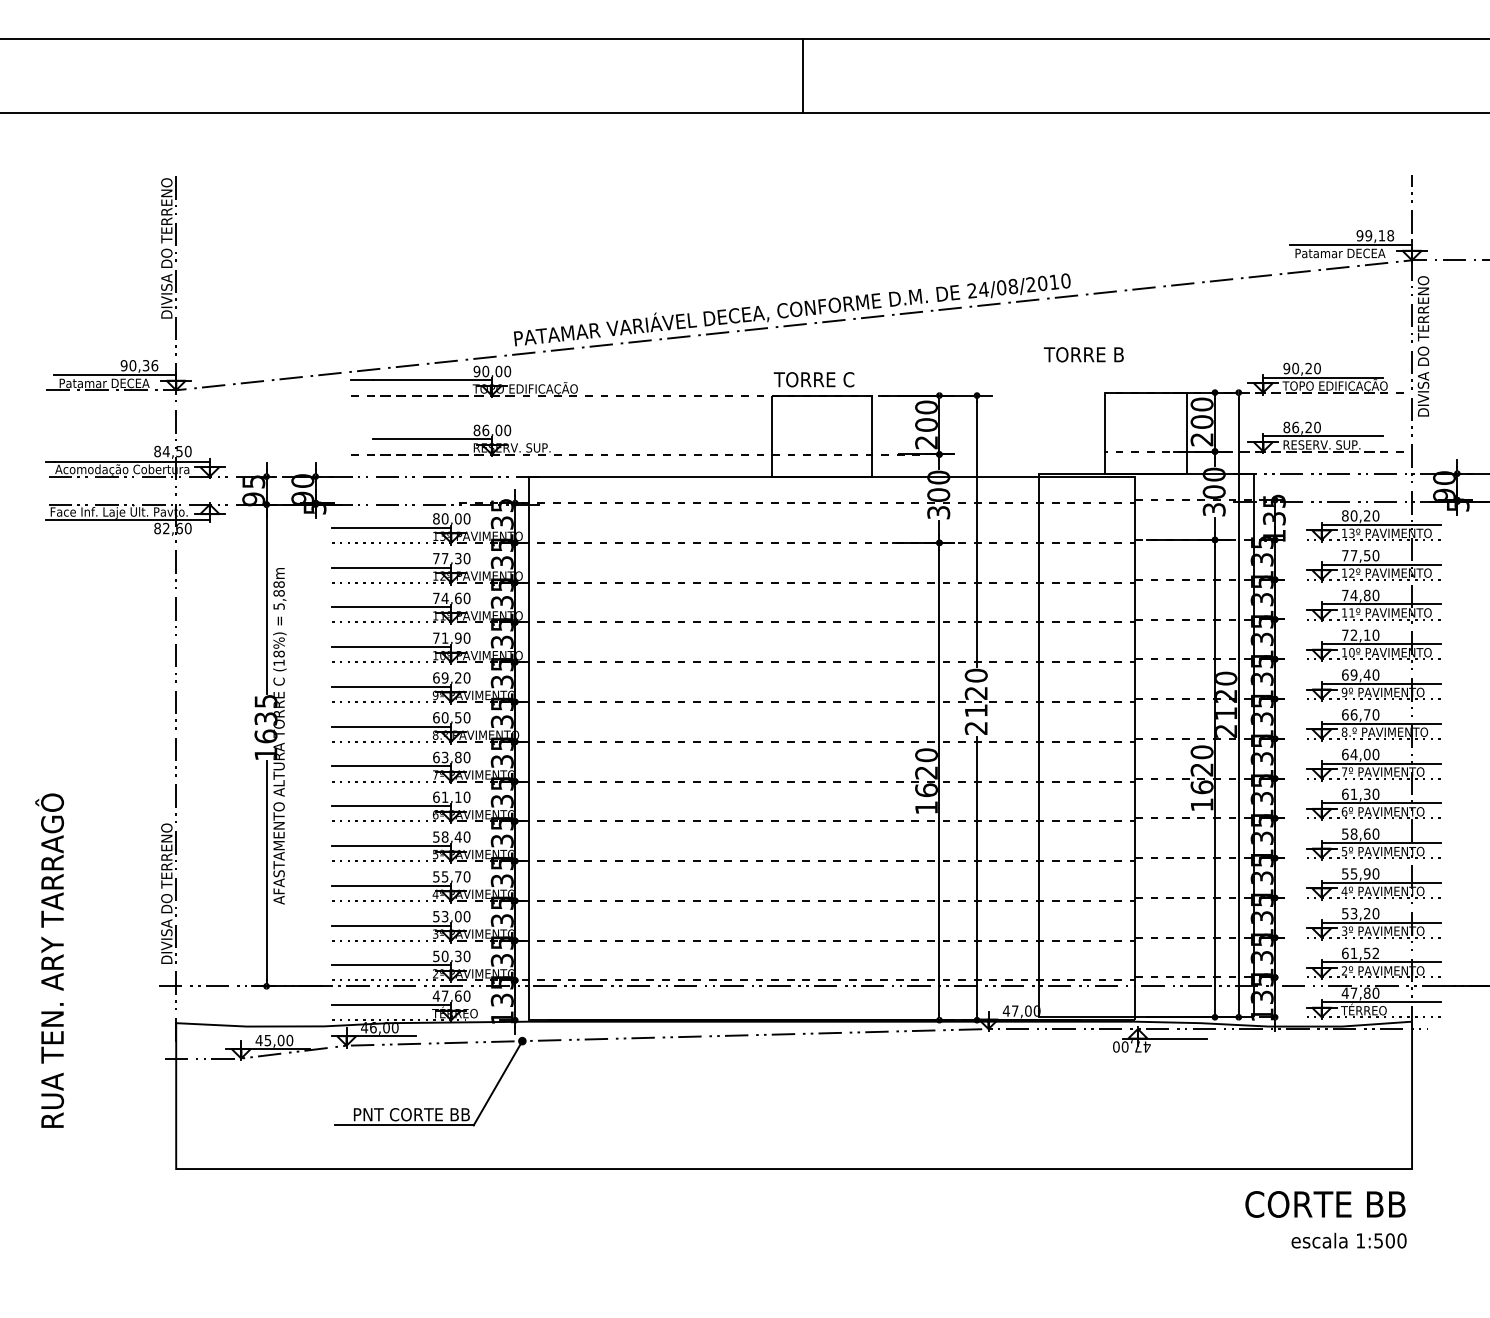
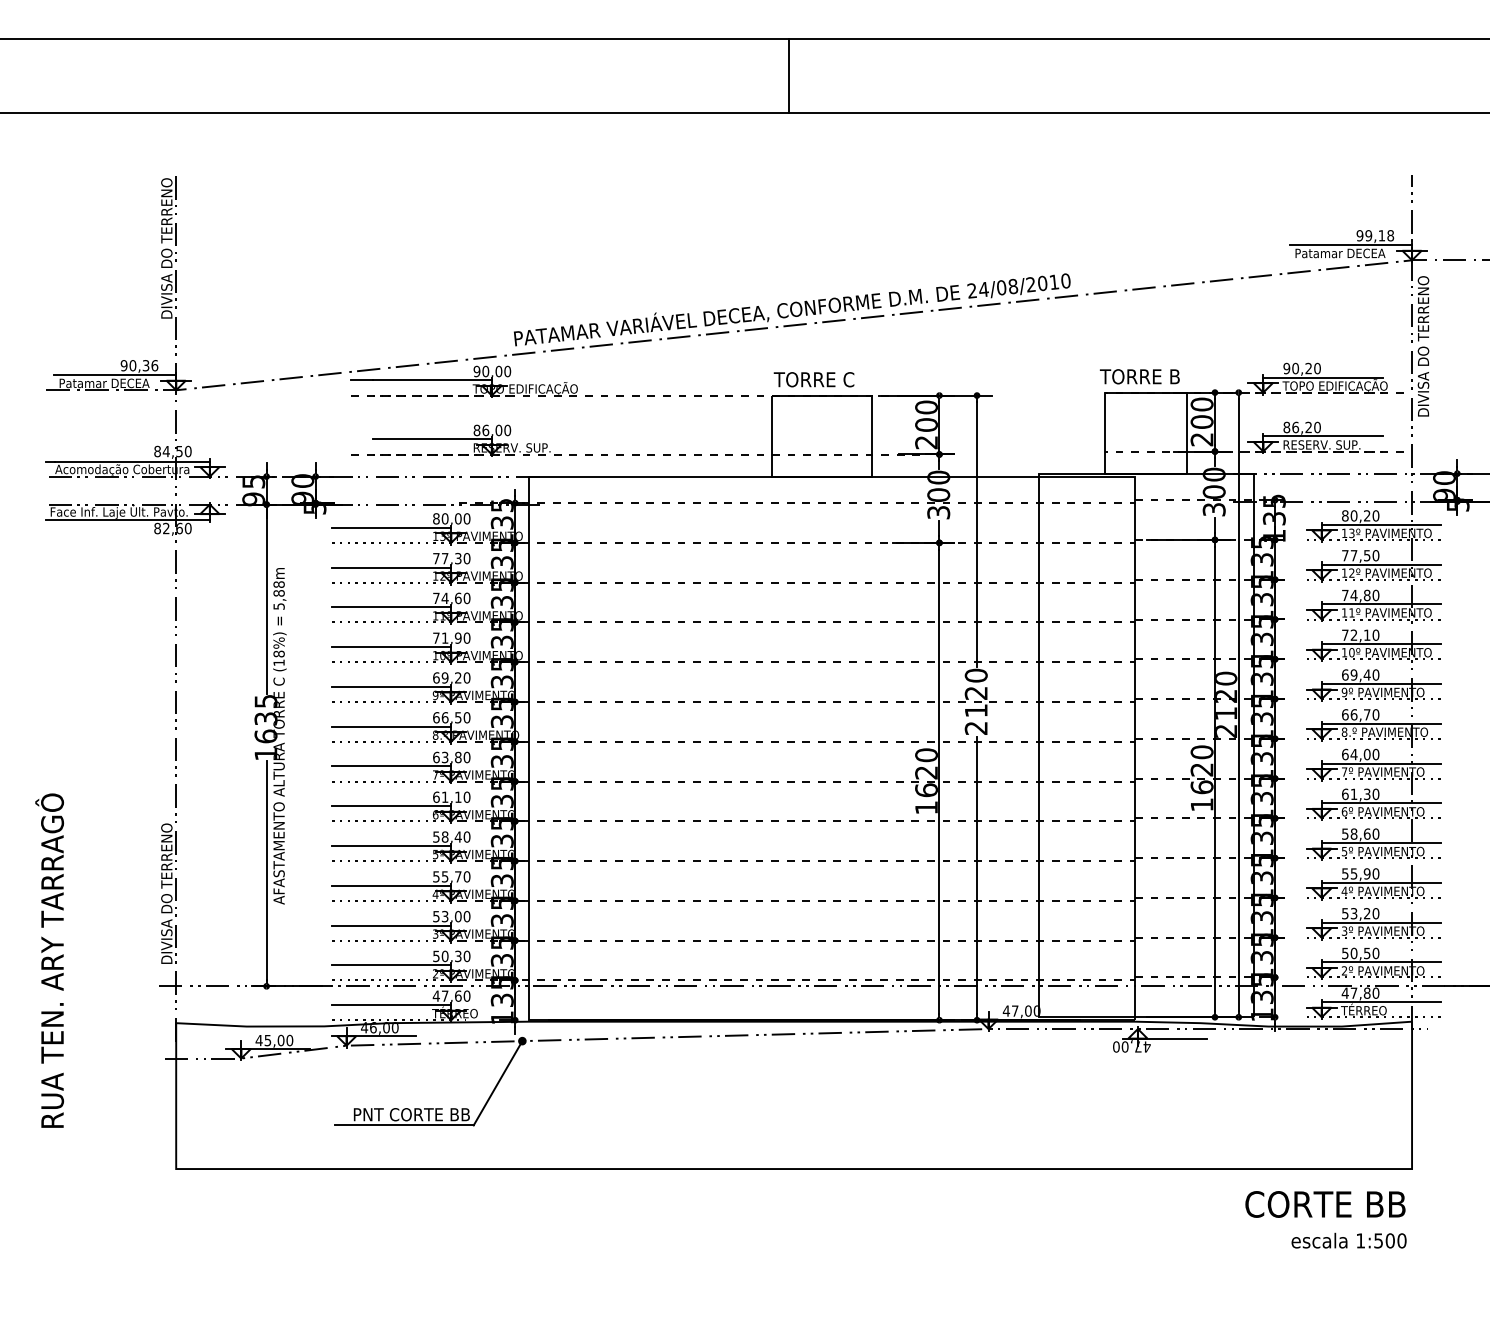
line position: (803, 76) -> (789, 76) (789, 76)
text position: (1083, 354) -> (1139, 376) (1139, 376)
text: 60,50 -> 66,50 (445, 717)
text: 61,52 -> 50,50 (1360, 953)
